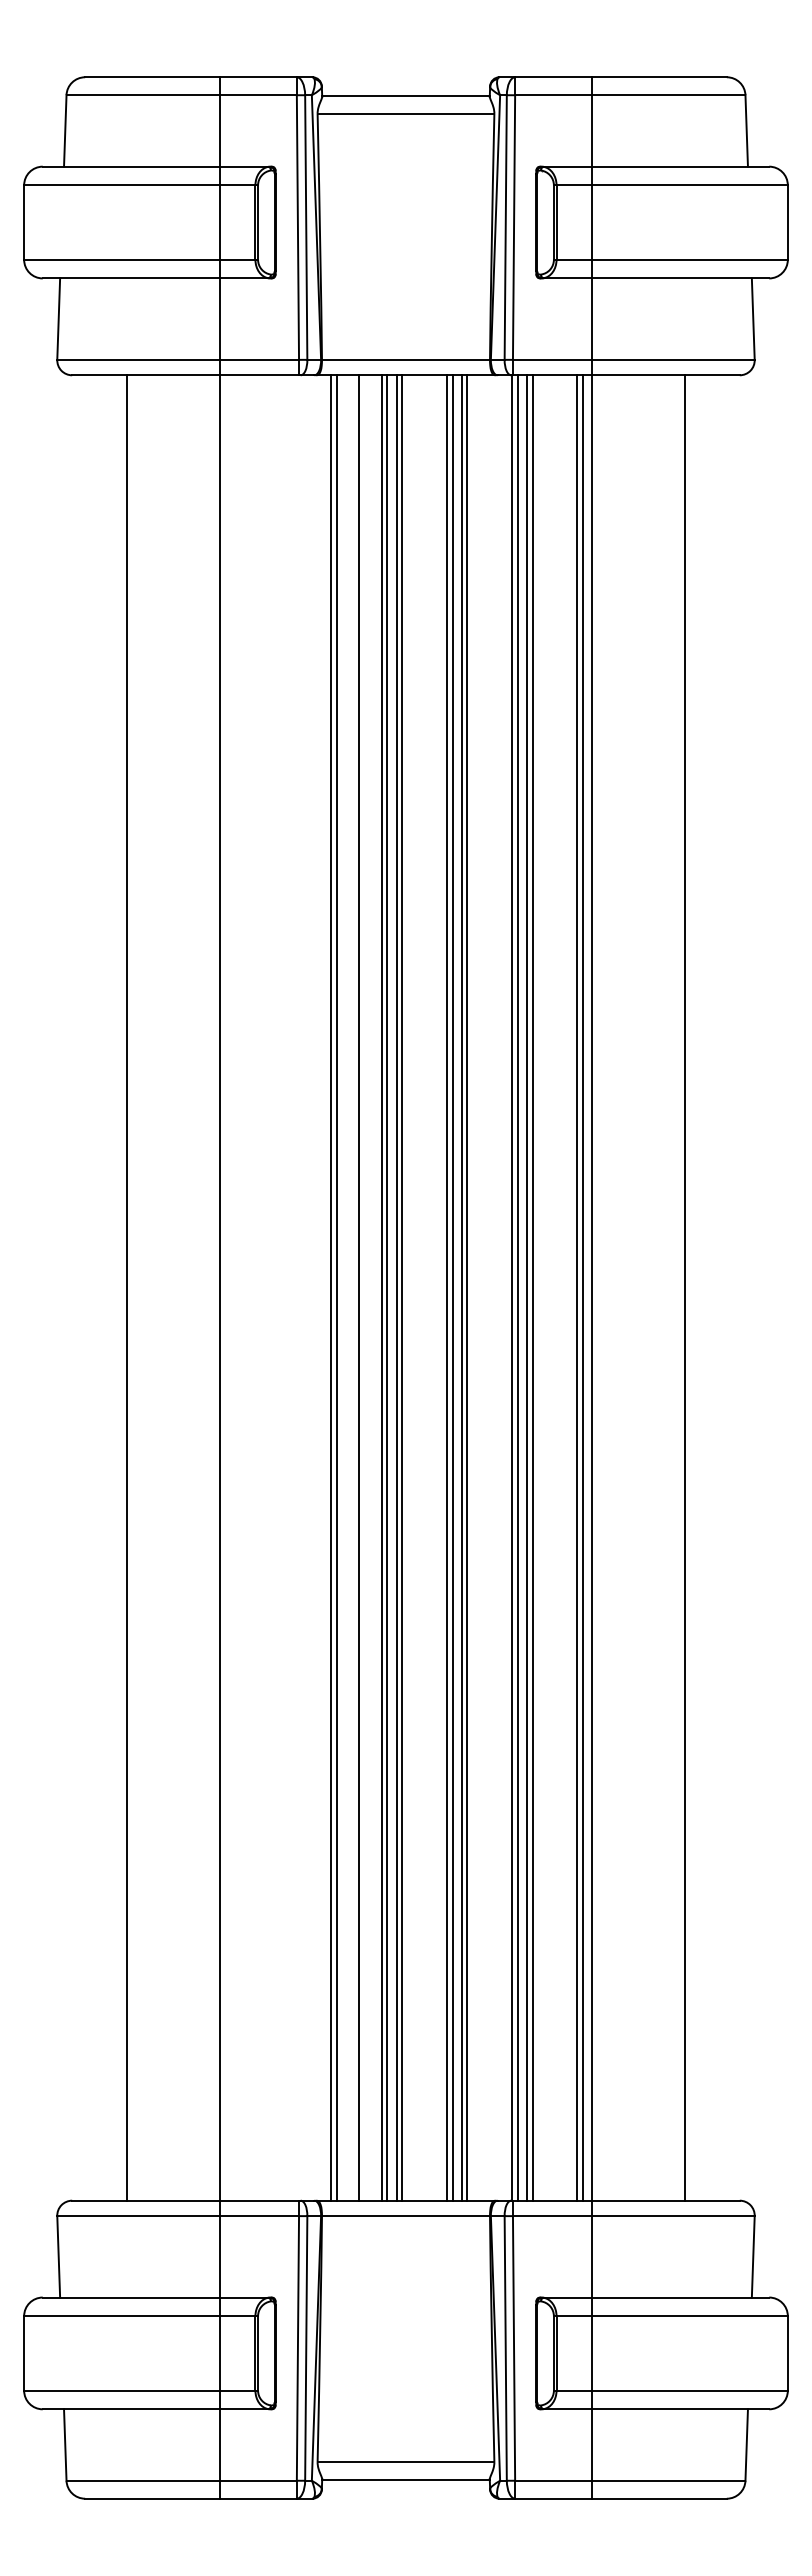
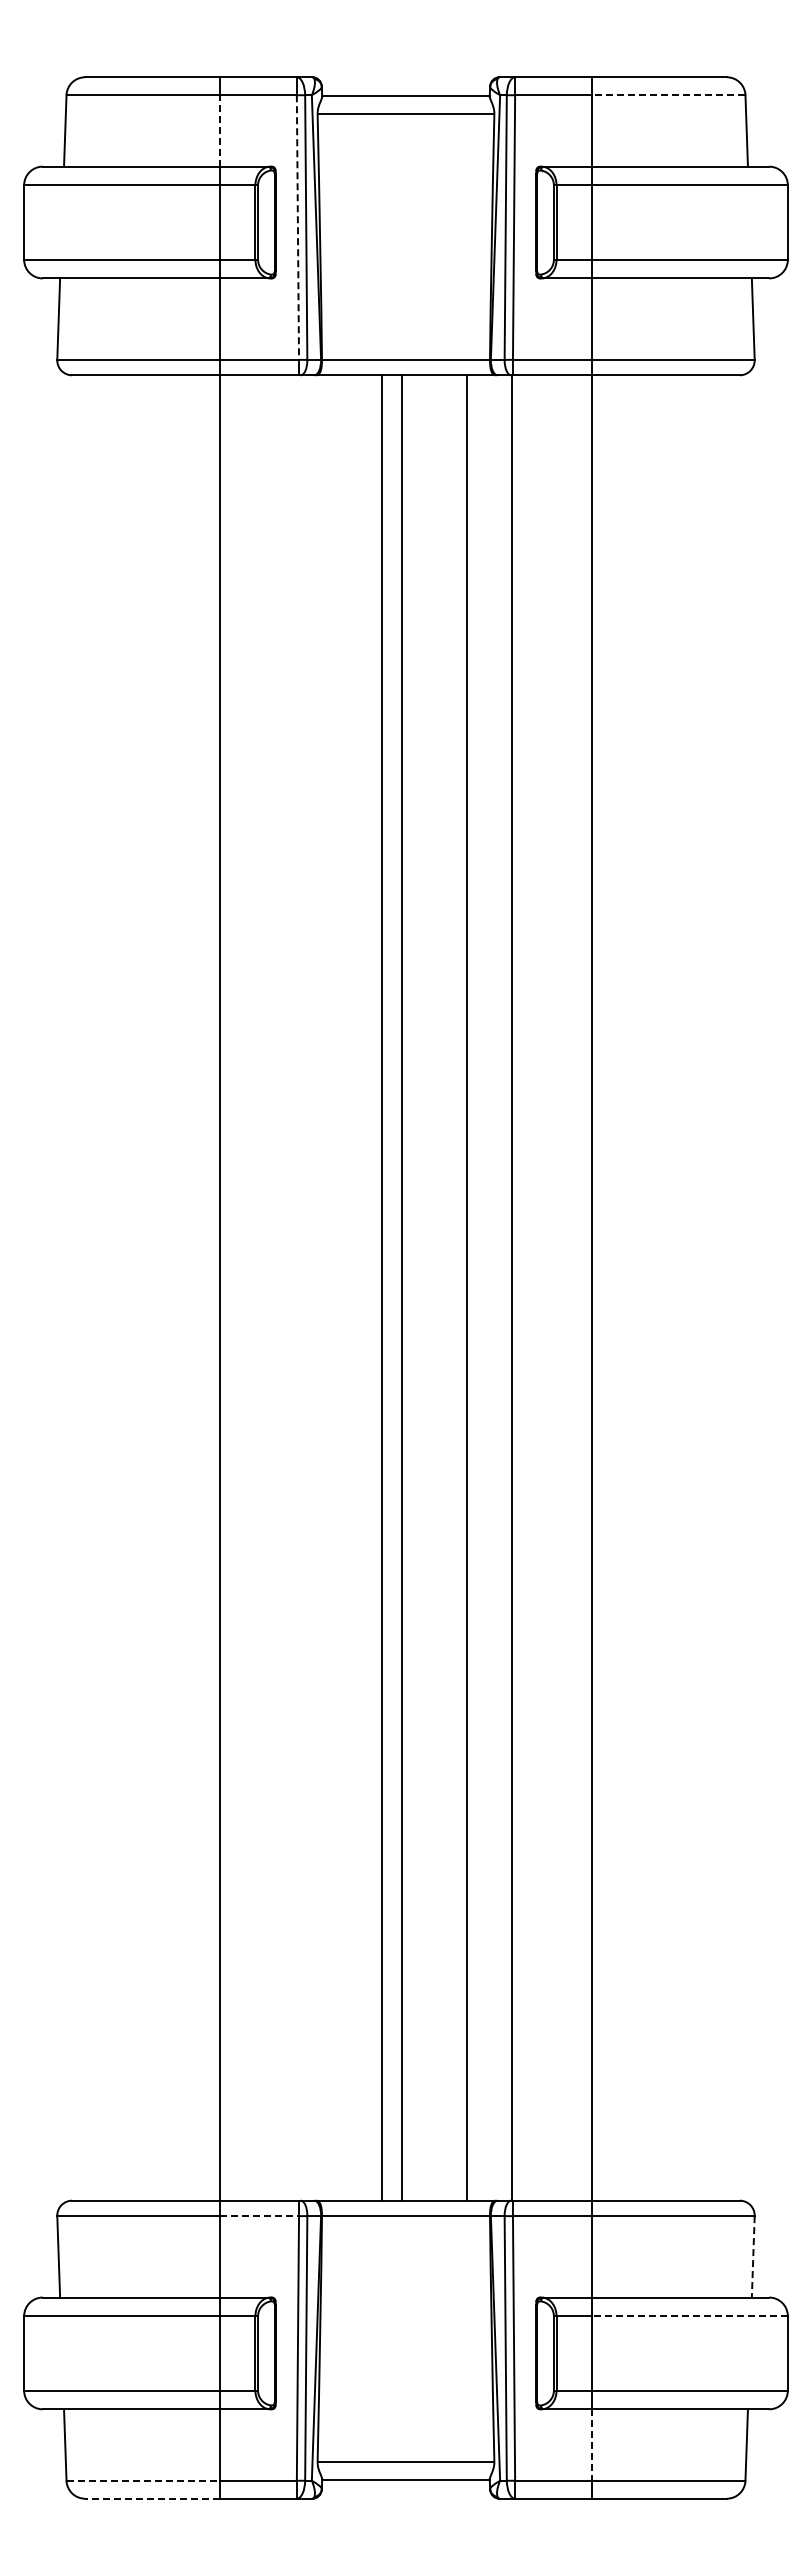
line: solid -> dashed (668, 95)
line: solid -> dashed (219, 130)
line: solid -> dashed (297, 228)
line: present -> none (126, 1287)
line: present -> none (331, 1287)
line: present -> none (337, 1287)
line: present -> none (359, 1287)
line: present -> none (387, 1287)
line: present -> none (396, 1287)
line: present -> none (446, 1287)
line: present -> none (452, 1287)
line: present -> none (461, 1287)
line: present -> none (517, 1287)
line: present -> none (527, 1287)
line: present -> none (532, 1287)
line: present -> none (577, 1287)
line: present -> none (582, 1287)
line: present -> none (685, 1287)
line: solid -> dashed (259, 2216)
line: solid -> dashed (753, 2256)
line: solid -> dashed (690, 2316)
line: solid -> dashed (592, 2445)
line: solid -> dashed (143, 2480)
line: solid -> dashed (151, 2498)
